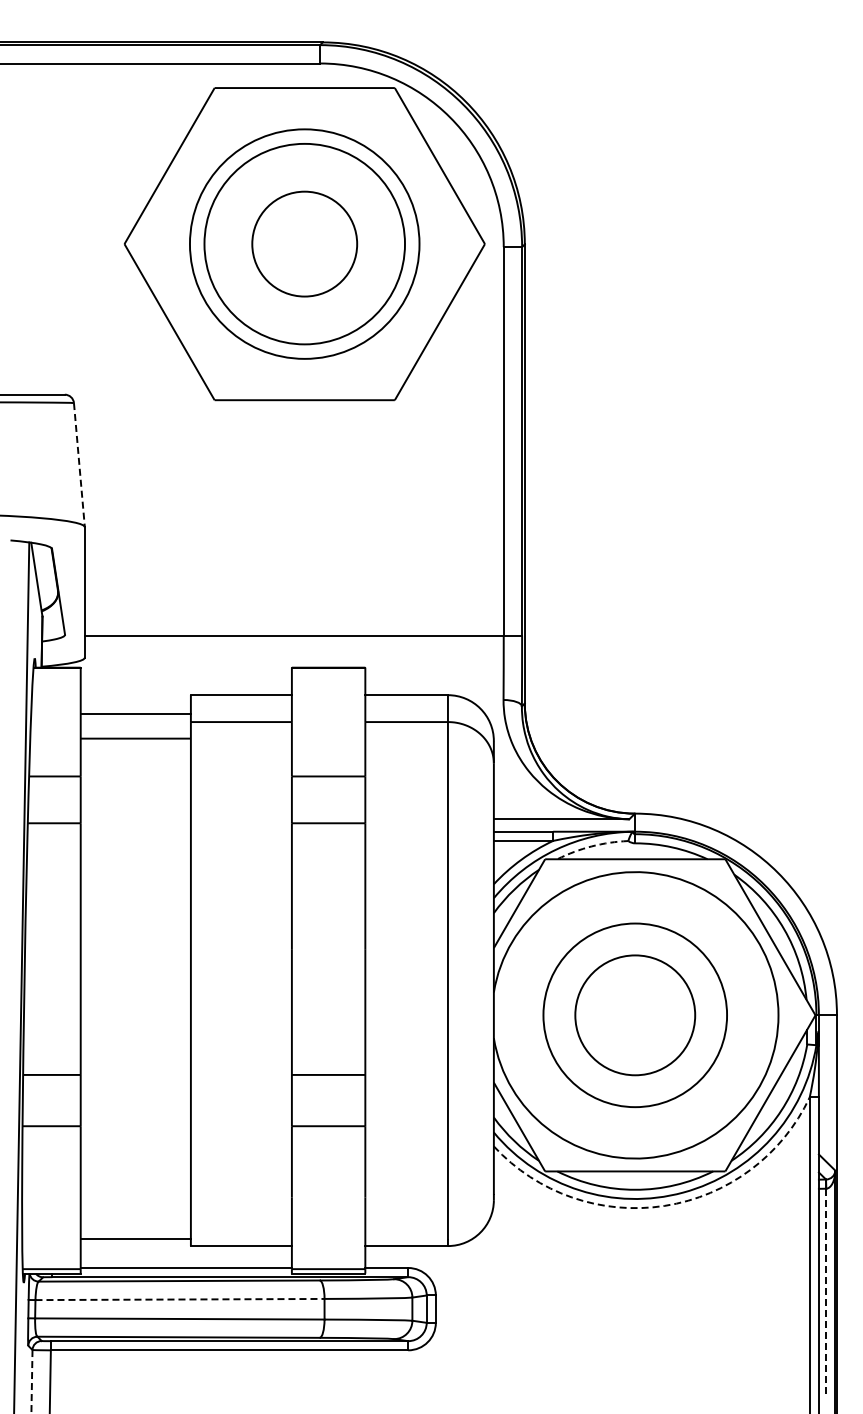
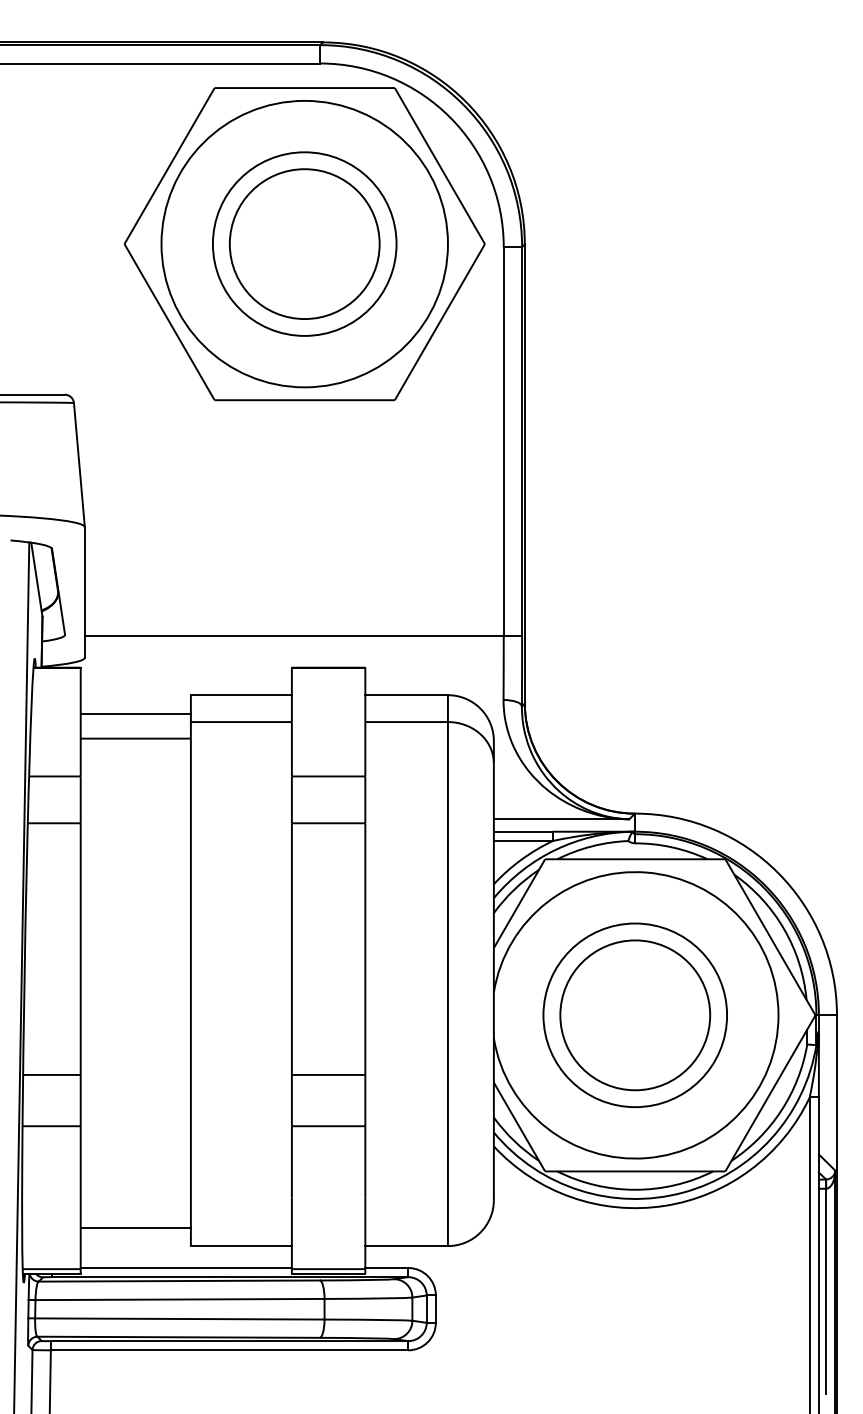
circle diameter: 105 px -> 150 px (304, 244)
circle diameter: 201 px -> 286 px (304, 243)
circle diameter: 230 px -> 184 px (304, 243)
line: dashed -> solid (79, 465)
arc: dashed -> solid (591, 846)
circle diameter: 120 px -> 150 px (635, 1015)
arc: dashed -> solid (664, 1205)
line position: (135, 1238) -> (135, 1227) (135, 1227)
line: dashed -> solid (826, 1291)
line: dashed -> solid (180, 1299)
line: dashed -> solid (31, 1381)
